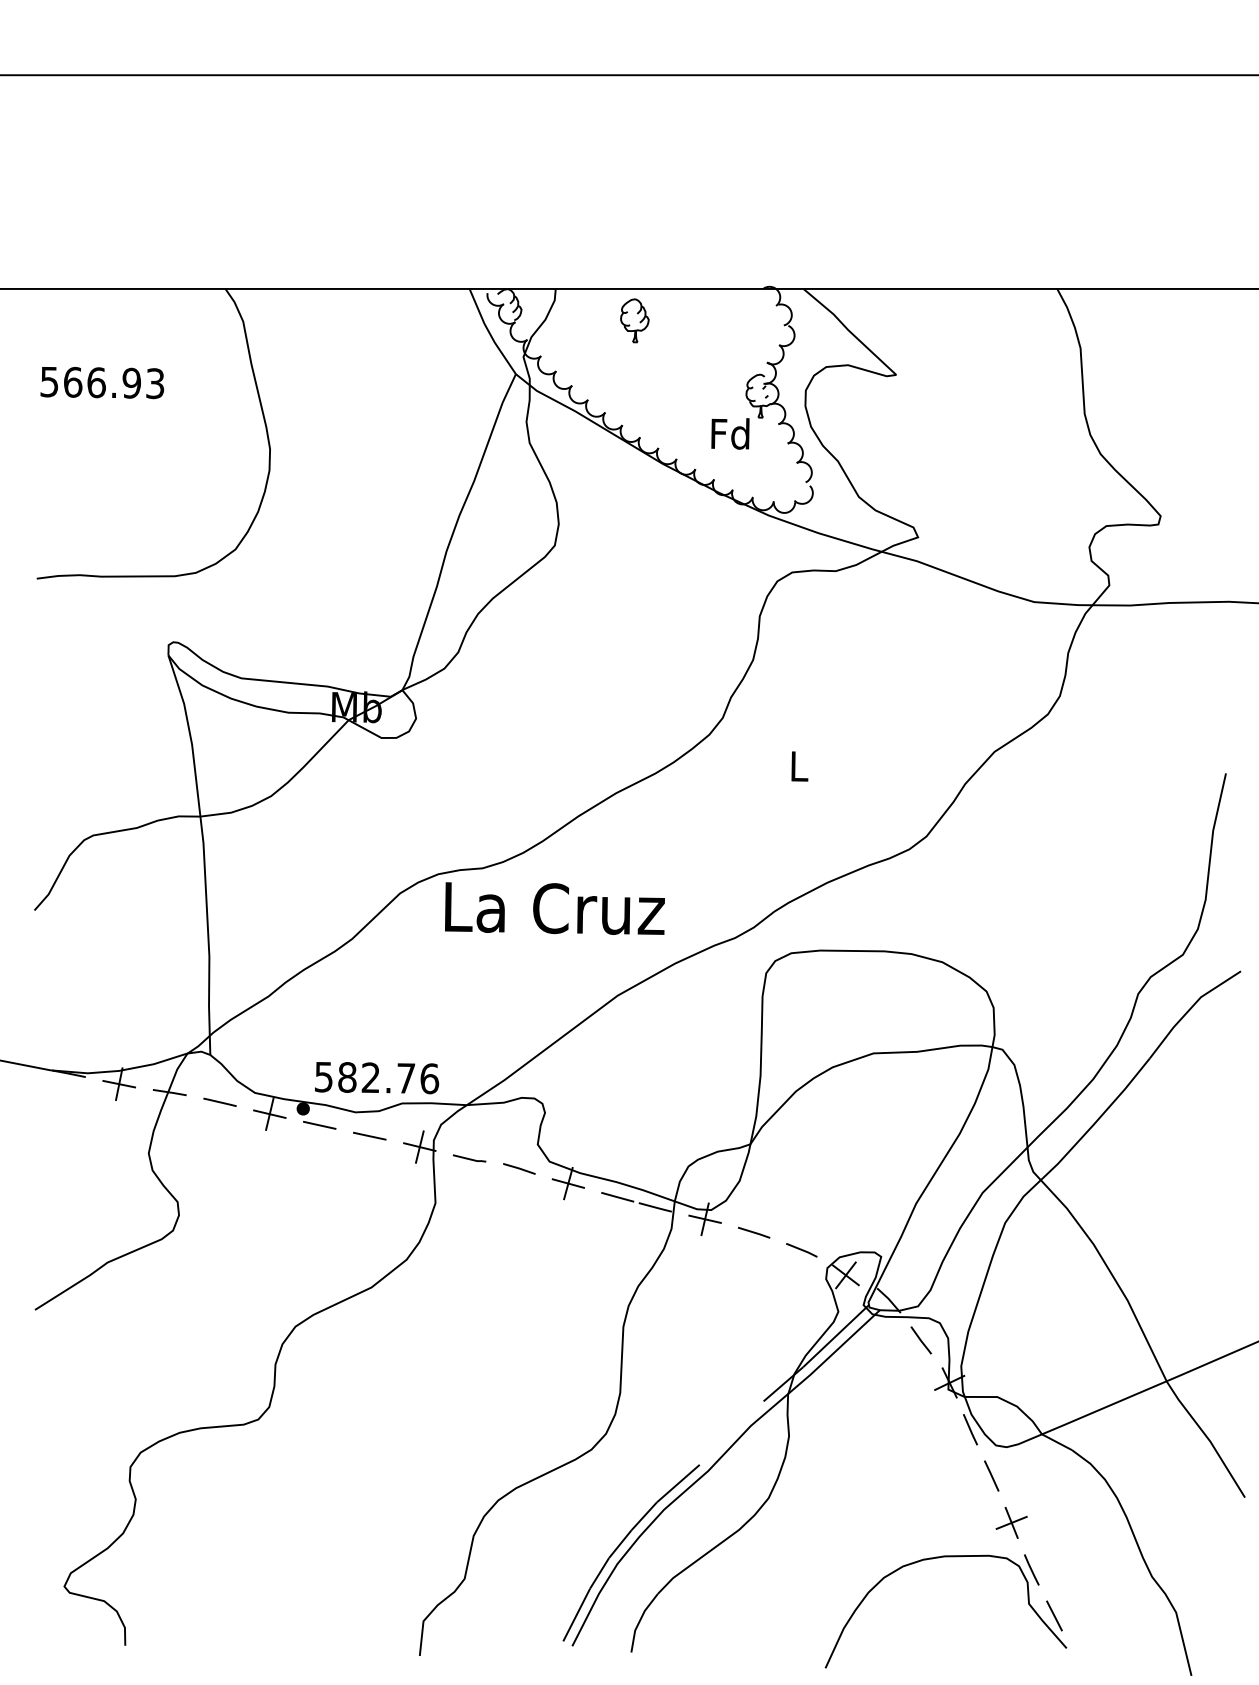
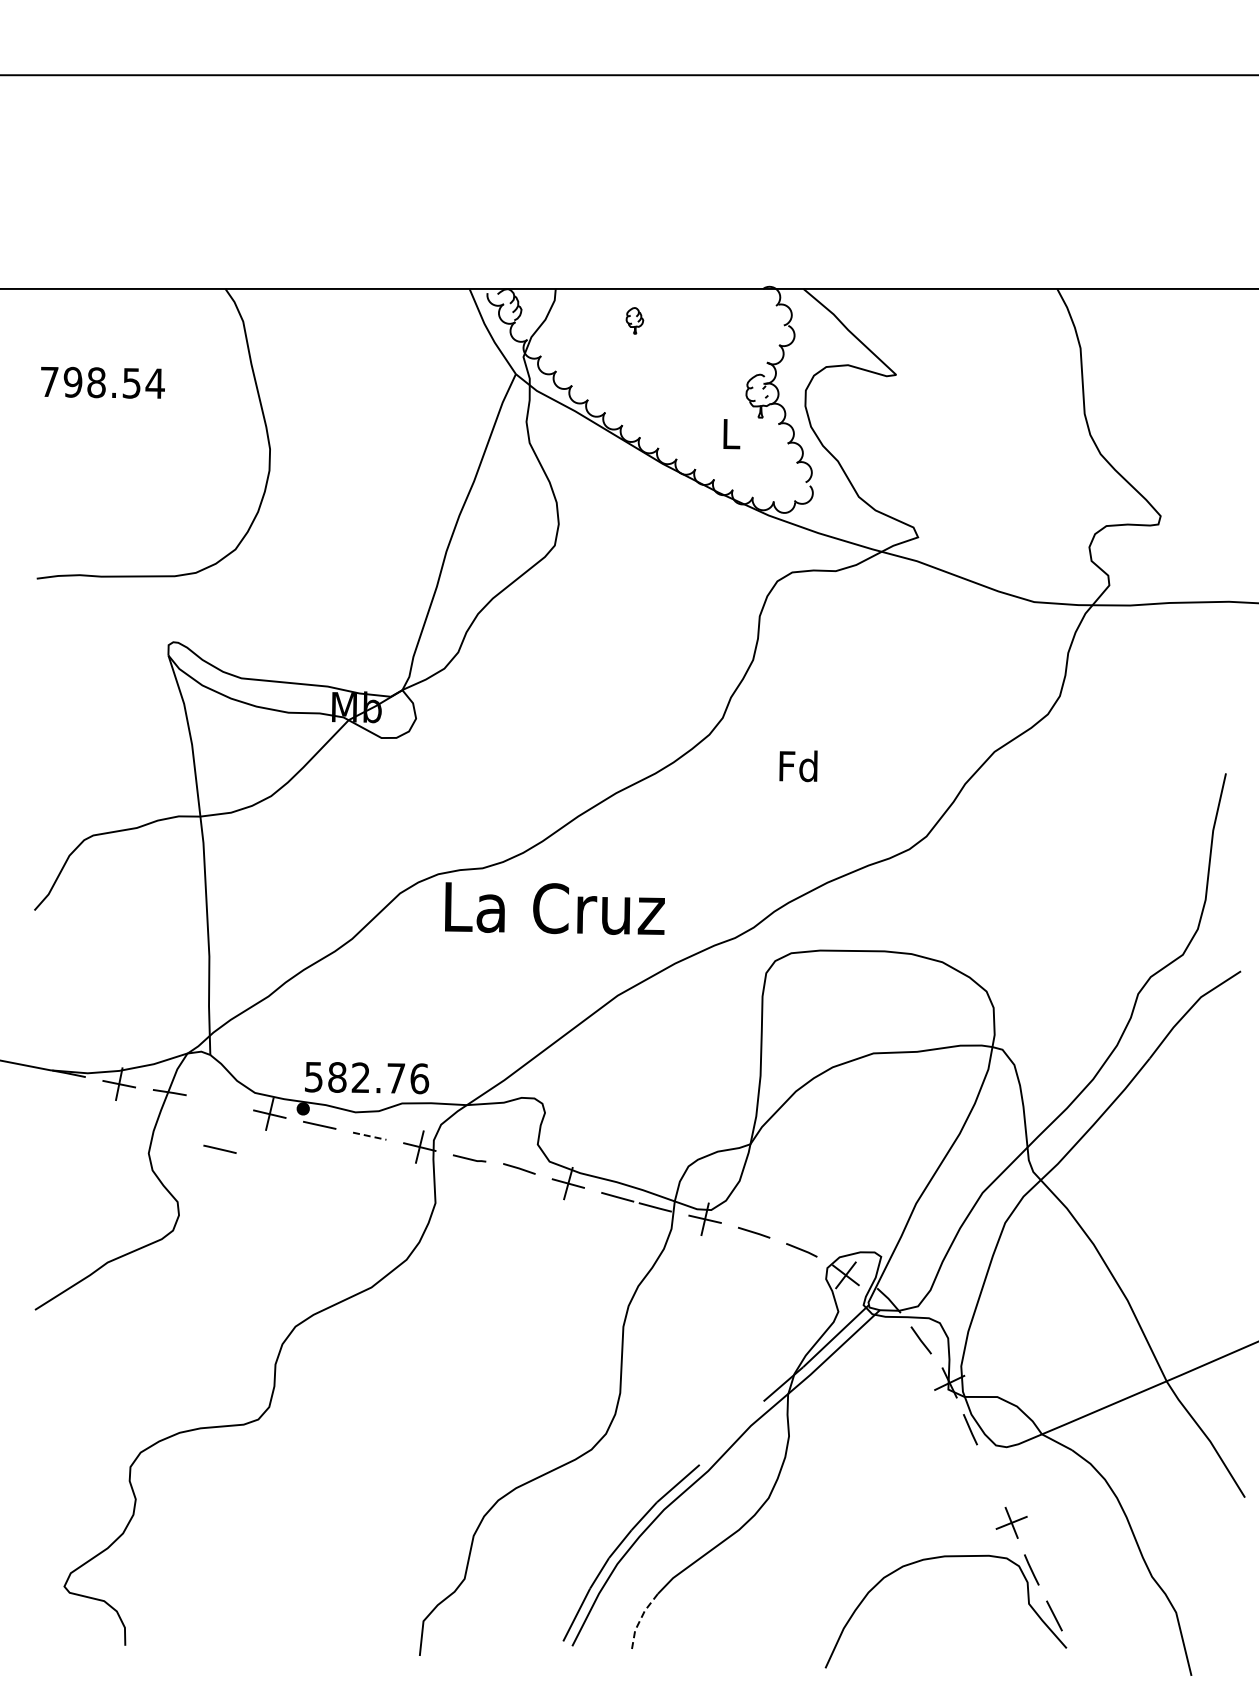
part size: 30x46 px -> 20x28 px (634, 320)
text: 566.93 -> 798.54 (102, 382)
text: Fd -> L (730, 433)
text: L -> Fd (798, 766)
text position: (377, 1078) -> (367, 1078) (367, 1078)
line position: (219, 1101) -> (219, 1148) (219, 1148)
line: solid -> dashed (370, 1136)
line: present -> none (991, 1475)
line: solid -> dashed (639, 1621)
